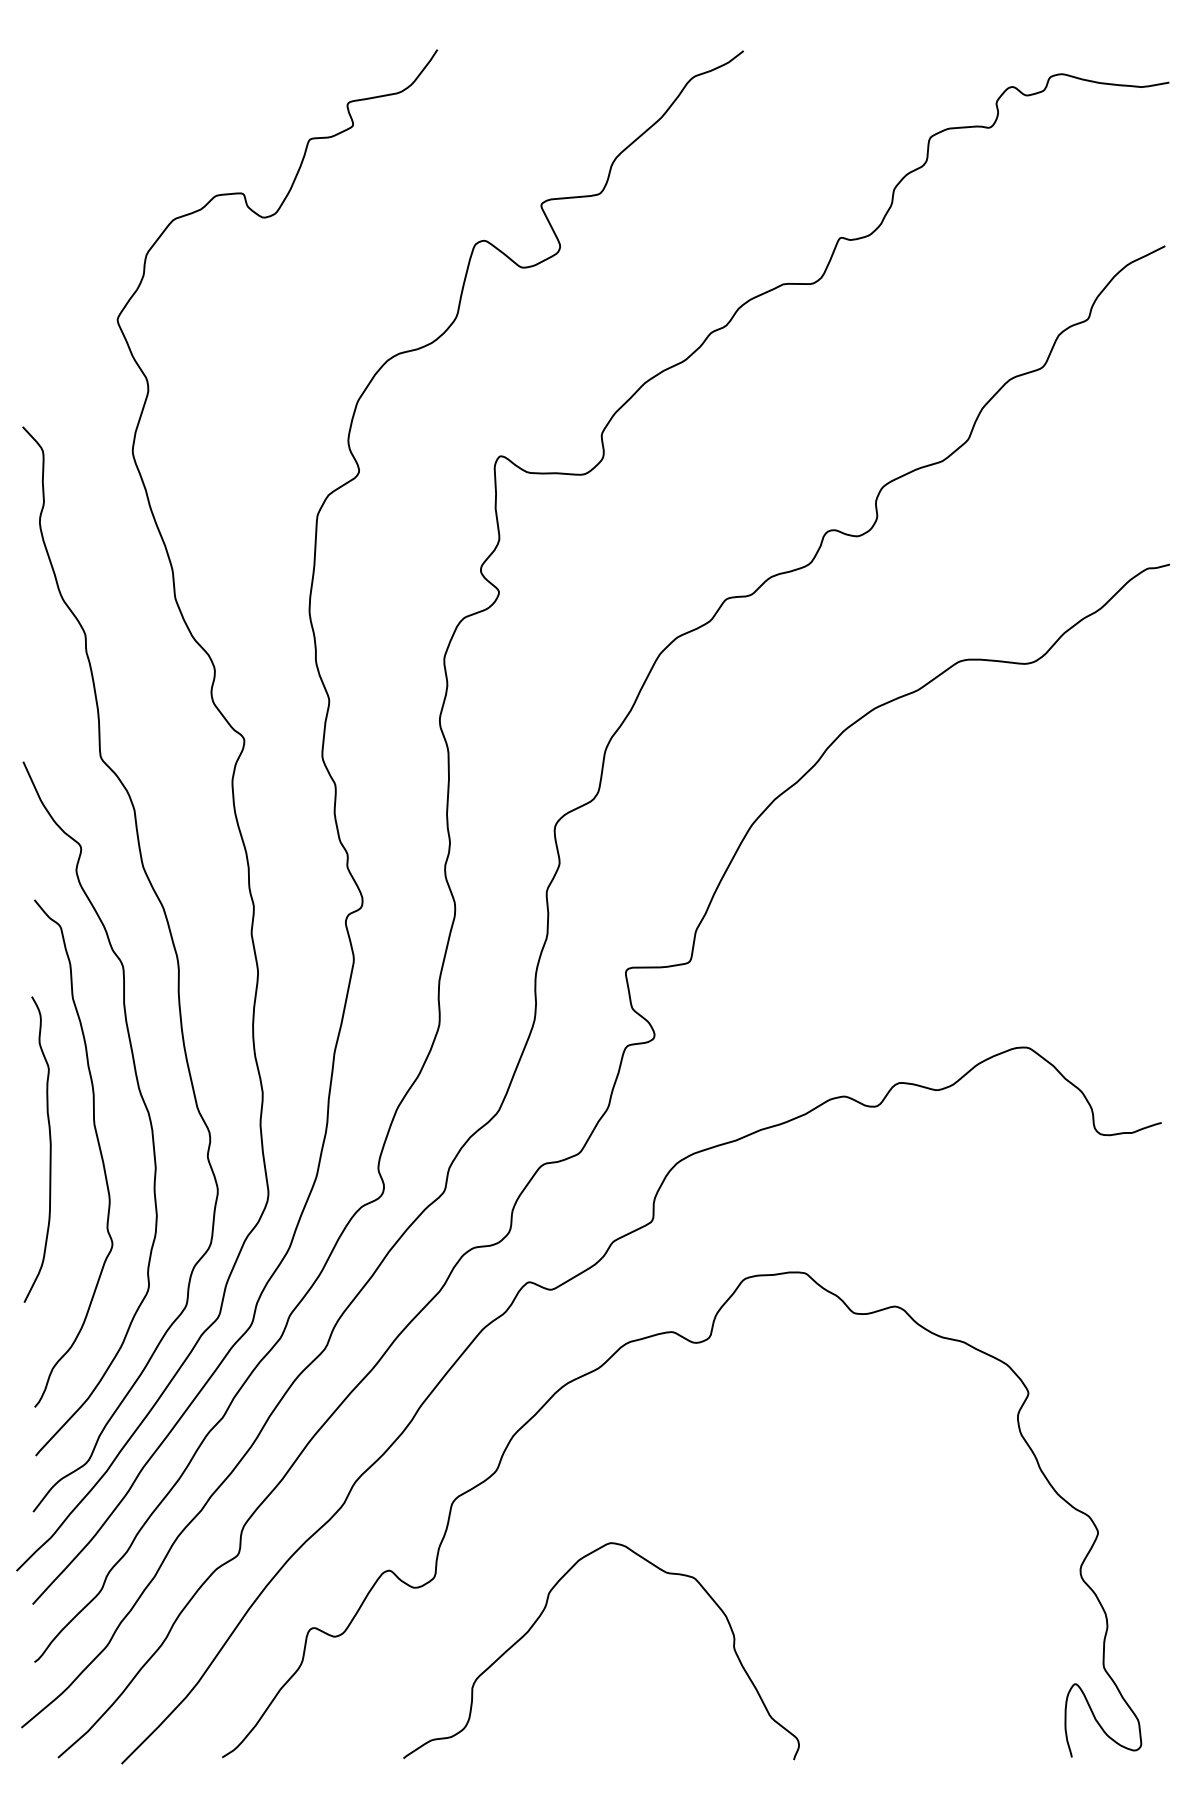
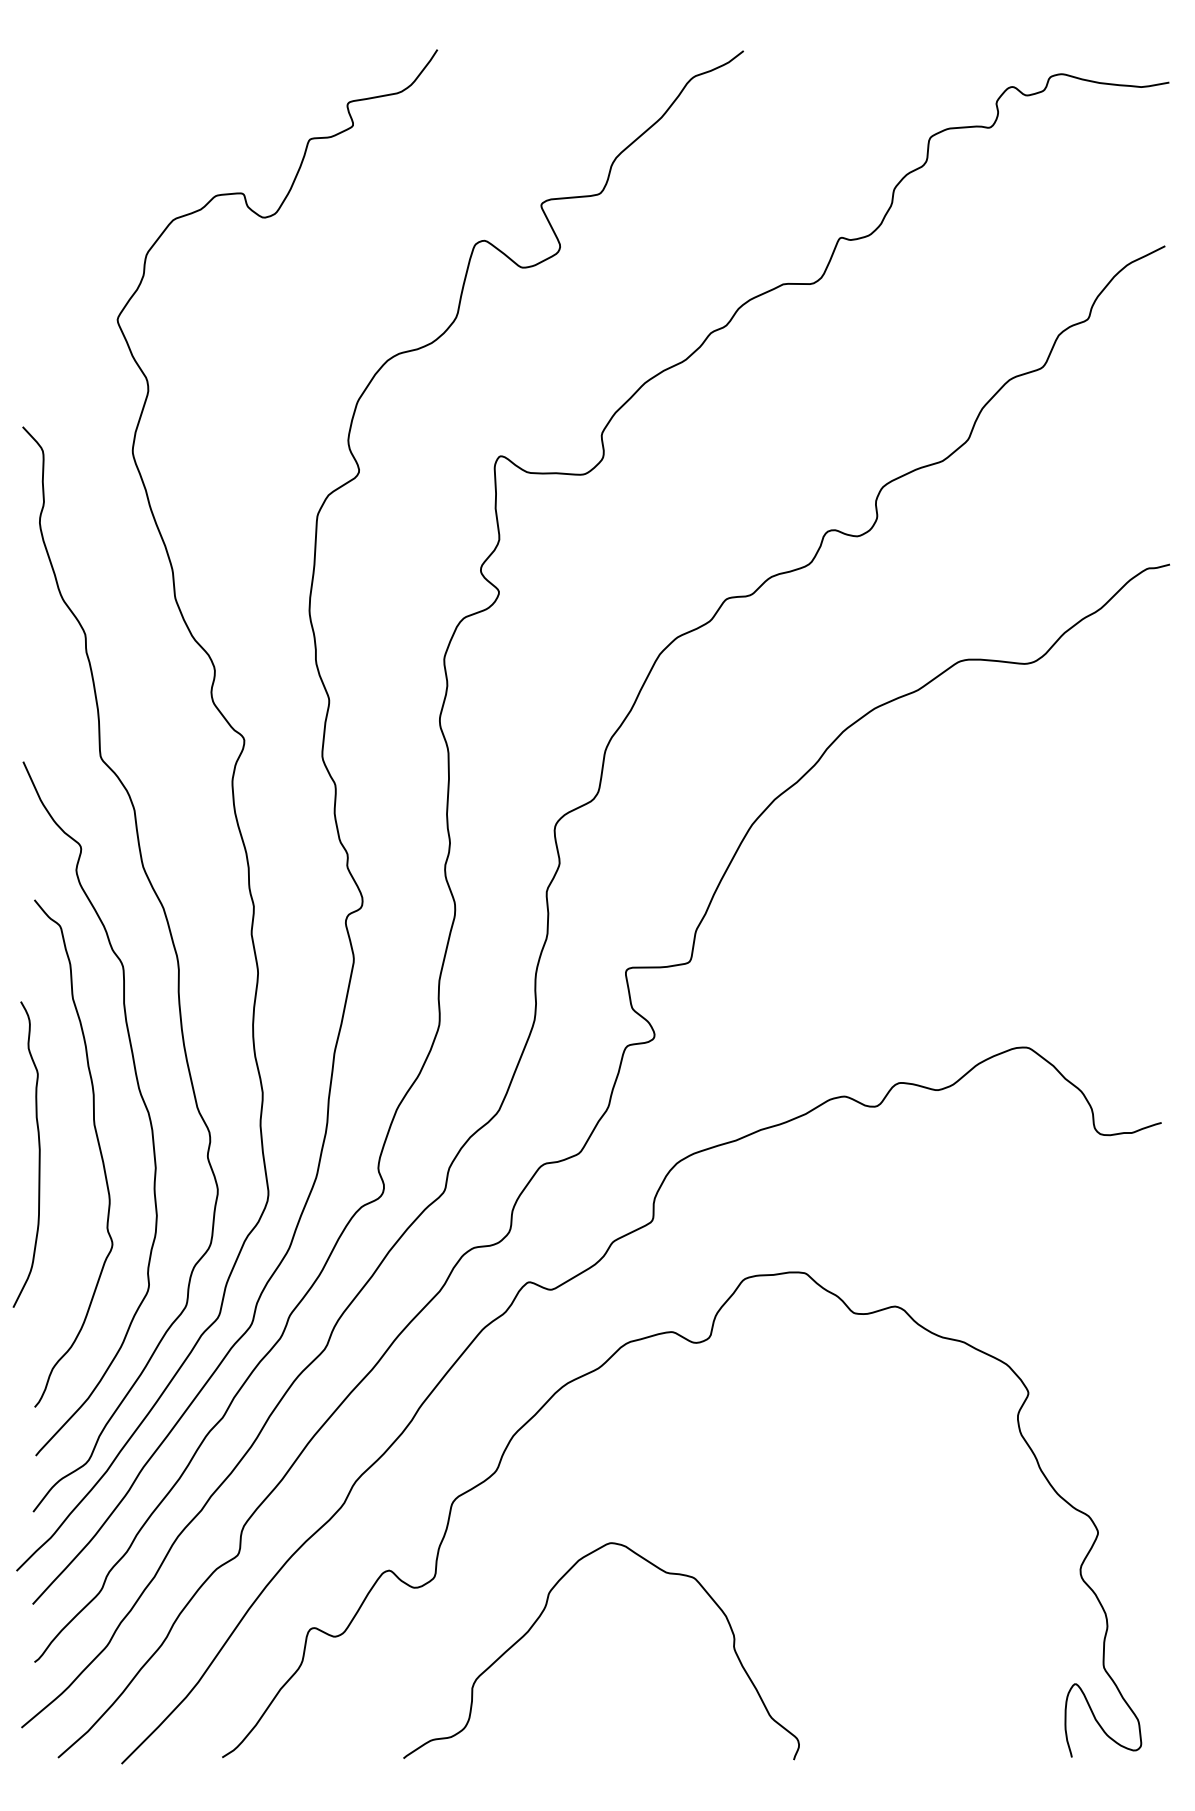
curve position: (49, 1149) -> (38, 1154) (38, 1154)
